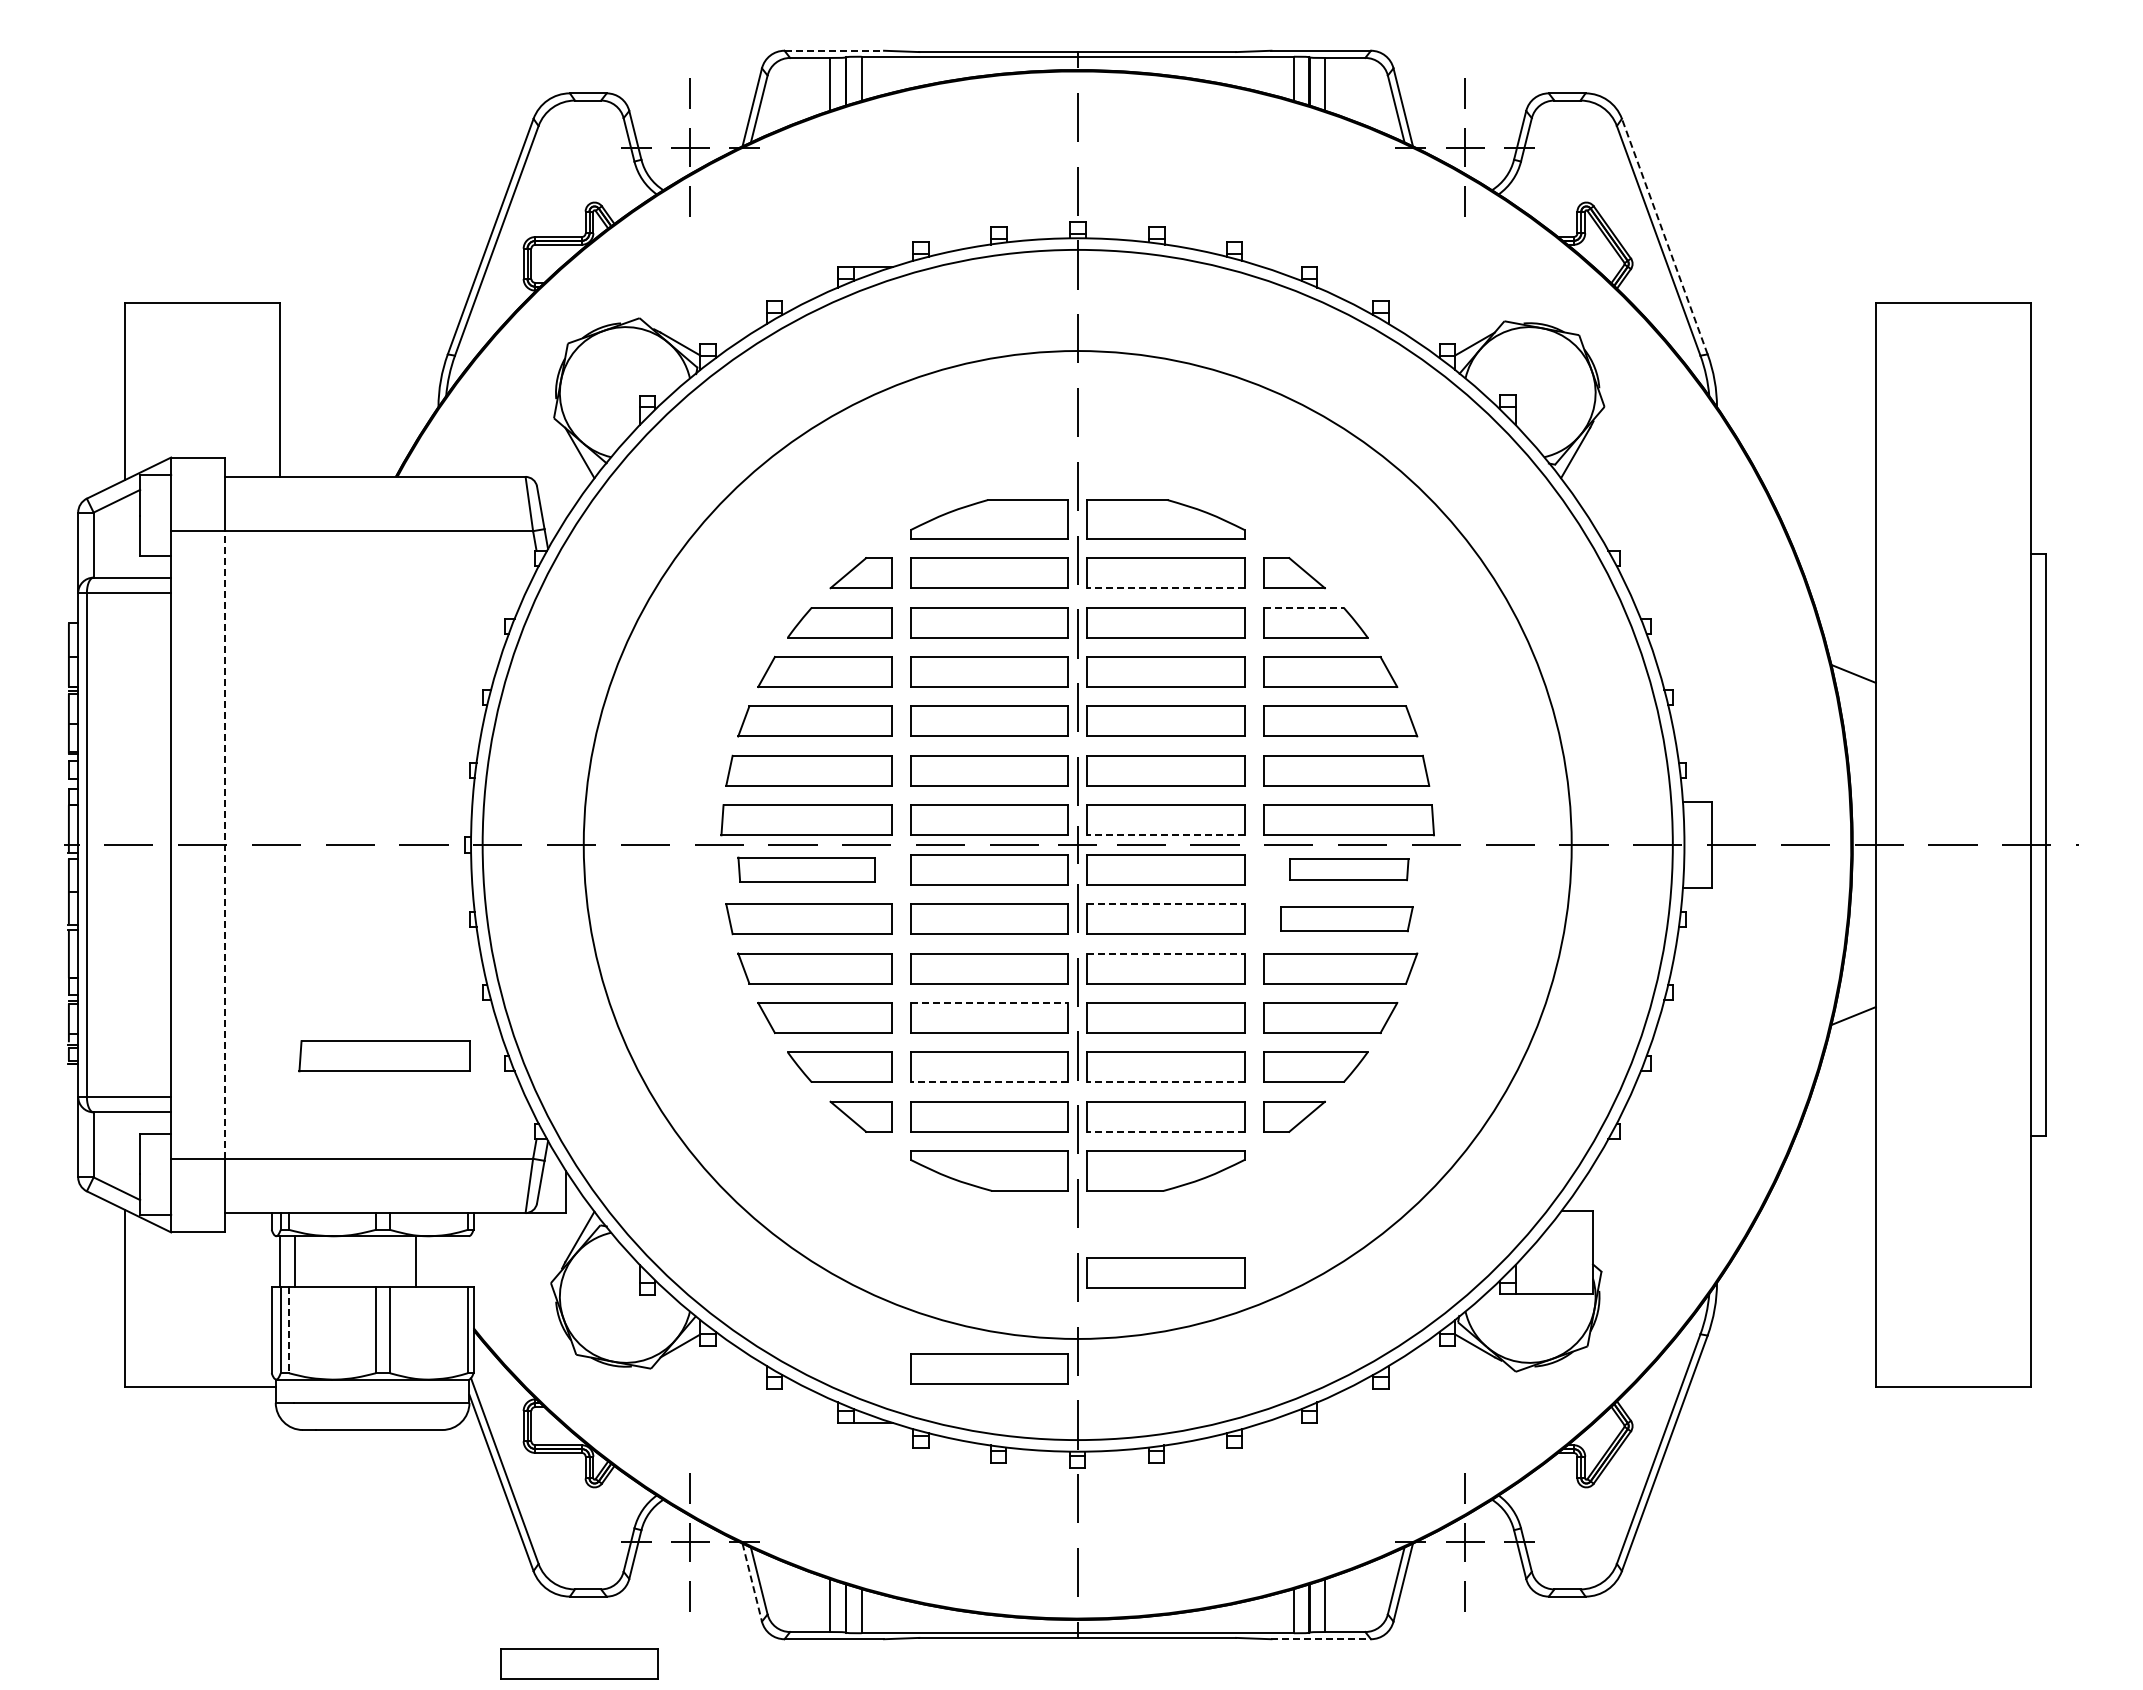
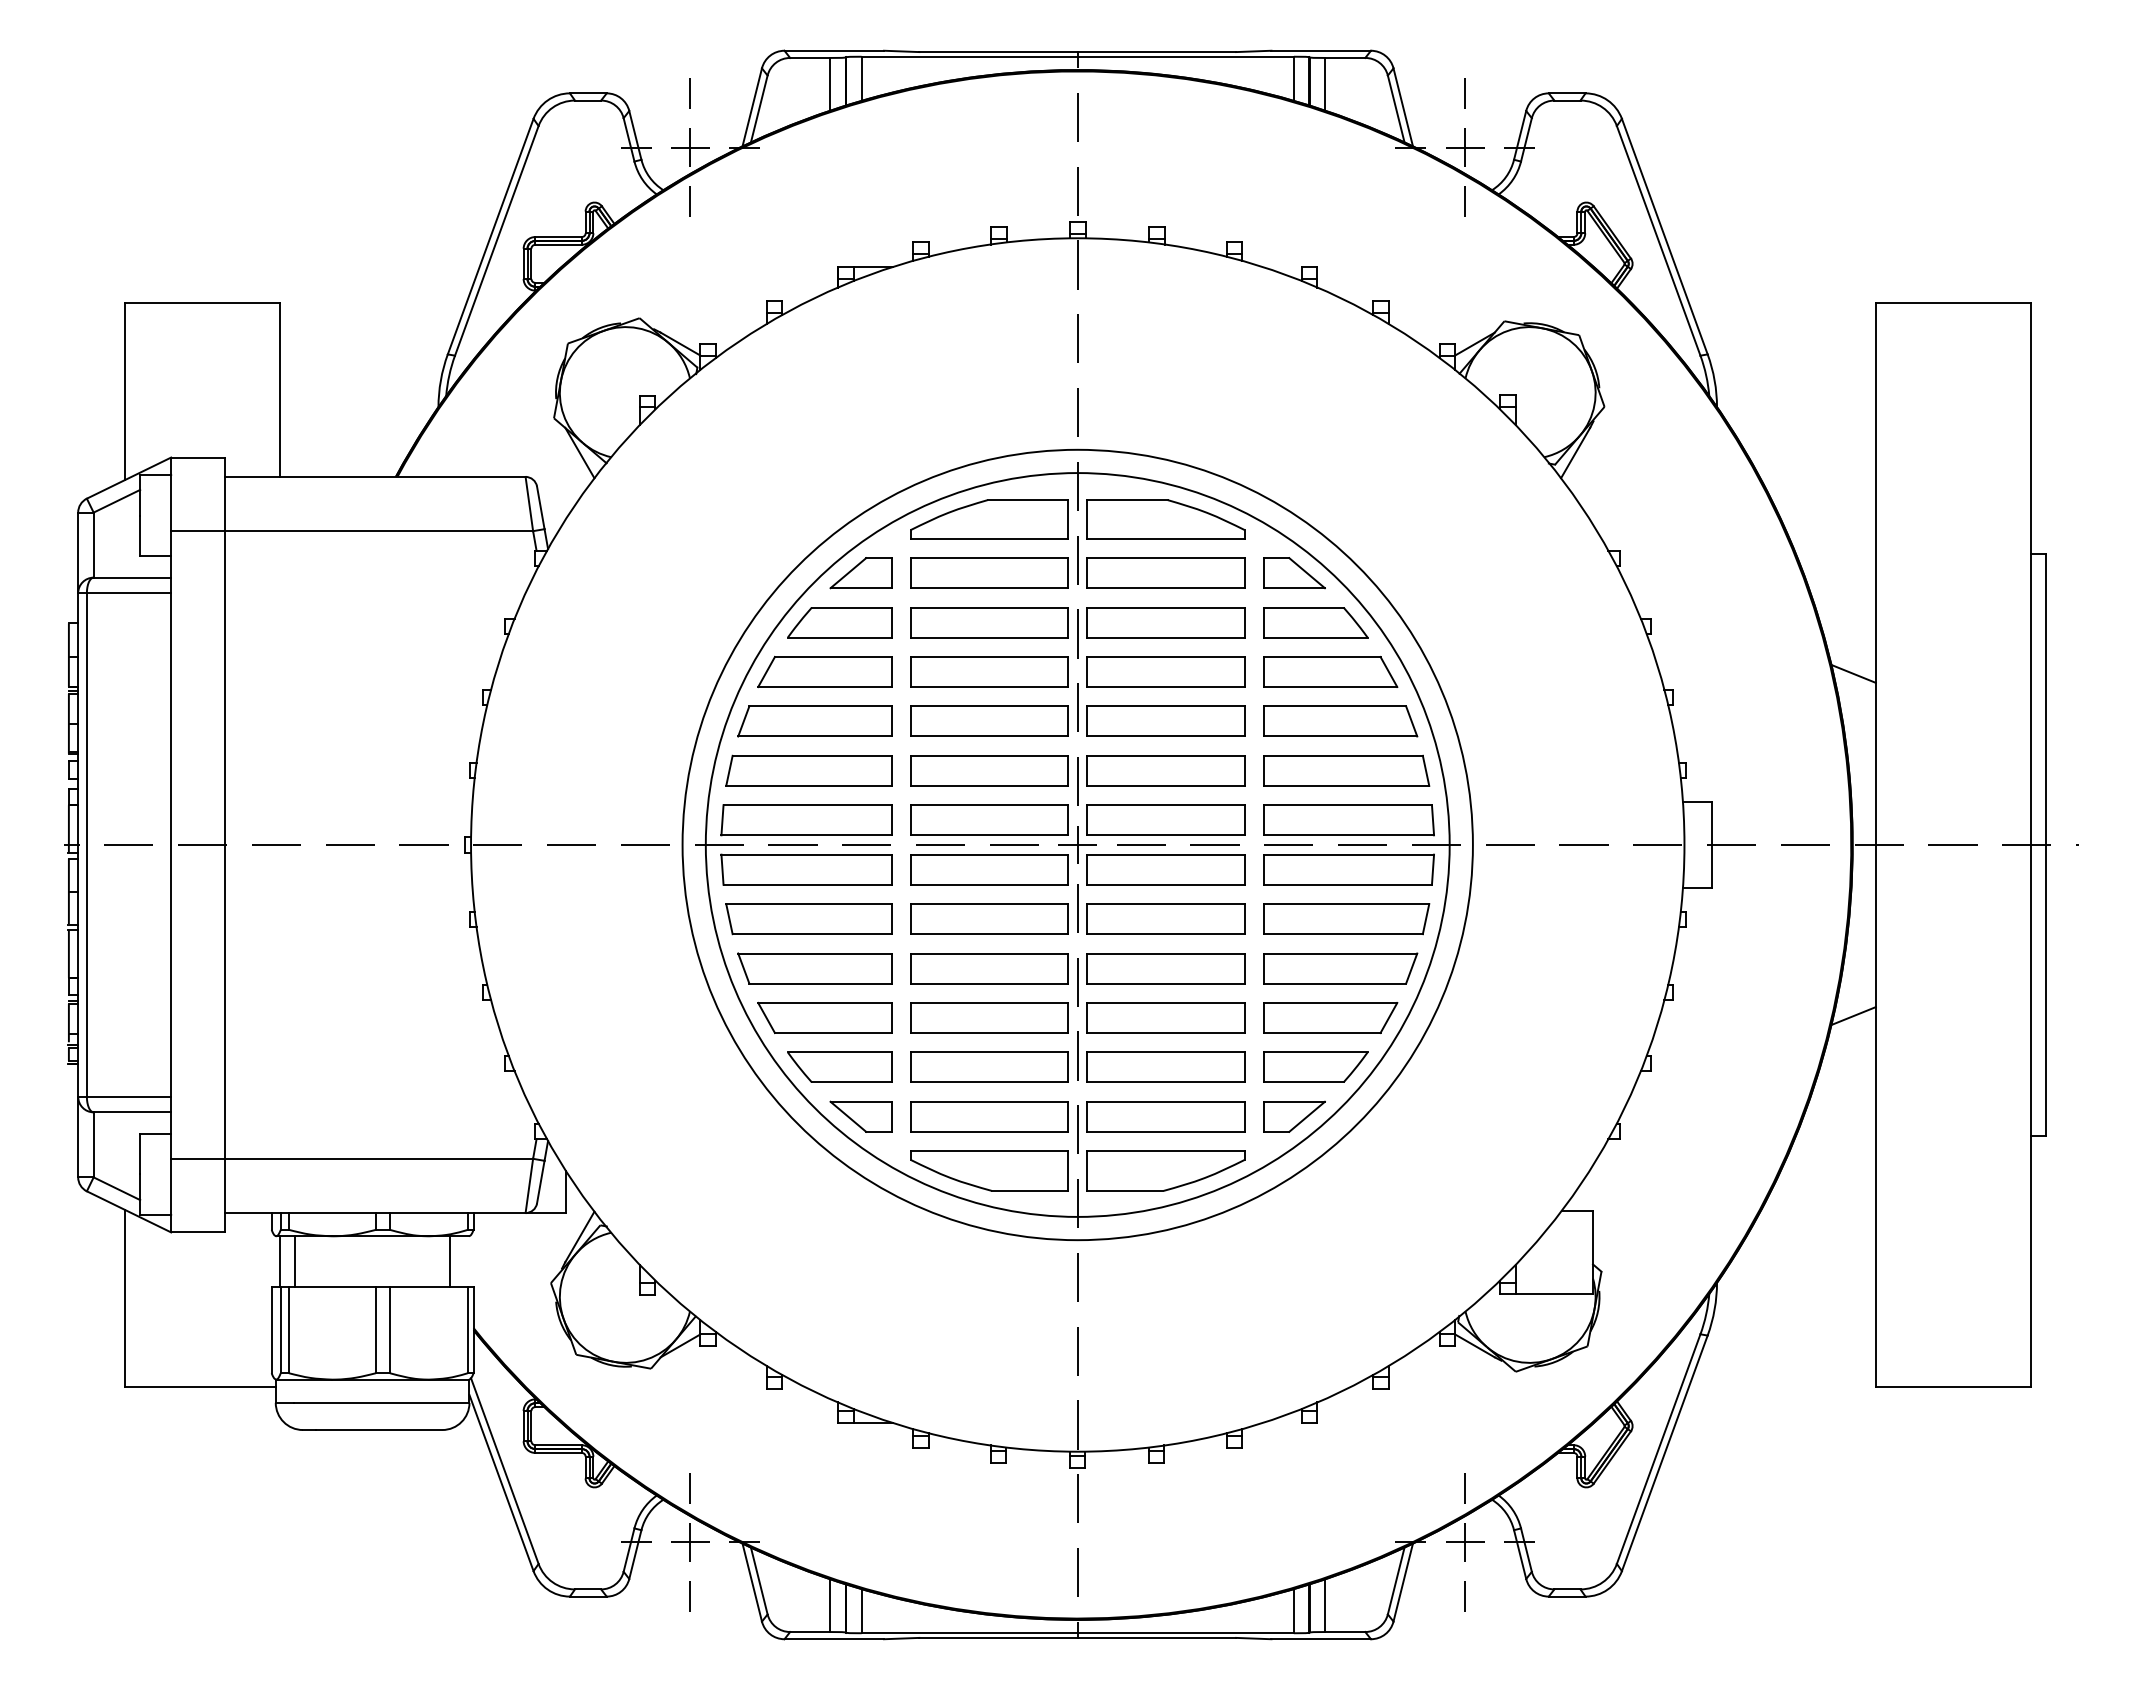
line: dashed -> solid (834, 50)
line: dashed -> solid (1664, 236)
line: dashed -> solid (1166, 588)
line: dashed -> solid (1303, 607)
line: dashed -> solid (1166, 835)
circle diameter: 1190 px -> 744 px (1077, 844)
circle diameter: 988 px -> 790 px (1077, 844)
line: dashed -> solid (225, 845)
part size: 139x27 px -> 173x33 px (806, 869)
part size: 121x24 px -> 172x33 px (1348, 869)
line: dashed -> solid (1166, 904)
part size: 134x27 px -> 168x33 px (1346, 919)
line: dashed -> solid (1166, 953)
line: dashed -> solid (989, 1002)
part: present -> none (384, 1056)
line: dashed -> solid (989, 1082)
line: dashed -> solid (1166, 1082)
line: dashed -> solid (1166, 1131)
line position: (416, 1261) -> (450, 1261) (450, 1261)
part: present -> none (1165, 1272)
line: dashed -> solid (289, 1330)
part: present -> none (989, 1368)
line: dashed -> solid (752, 1583)
line: dashed -> solid (1321, 1639)
part: present -> none (579, 1663)
